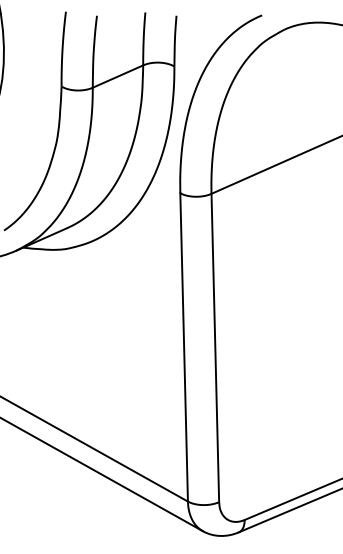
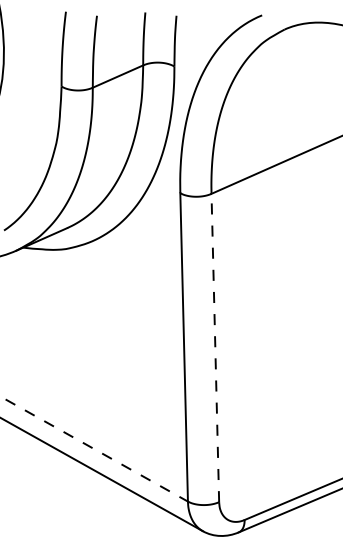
line: solid -> dashed (215, 347)
line: solid -> dashed (94, 449)
